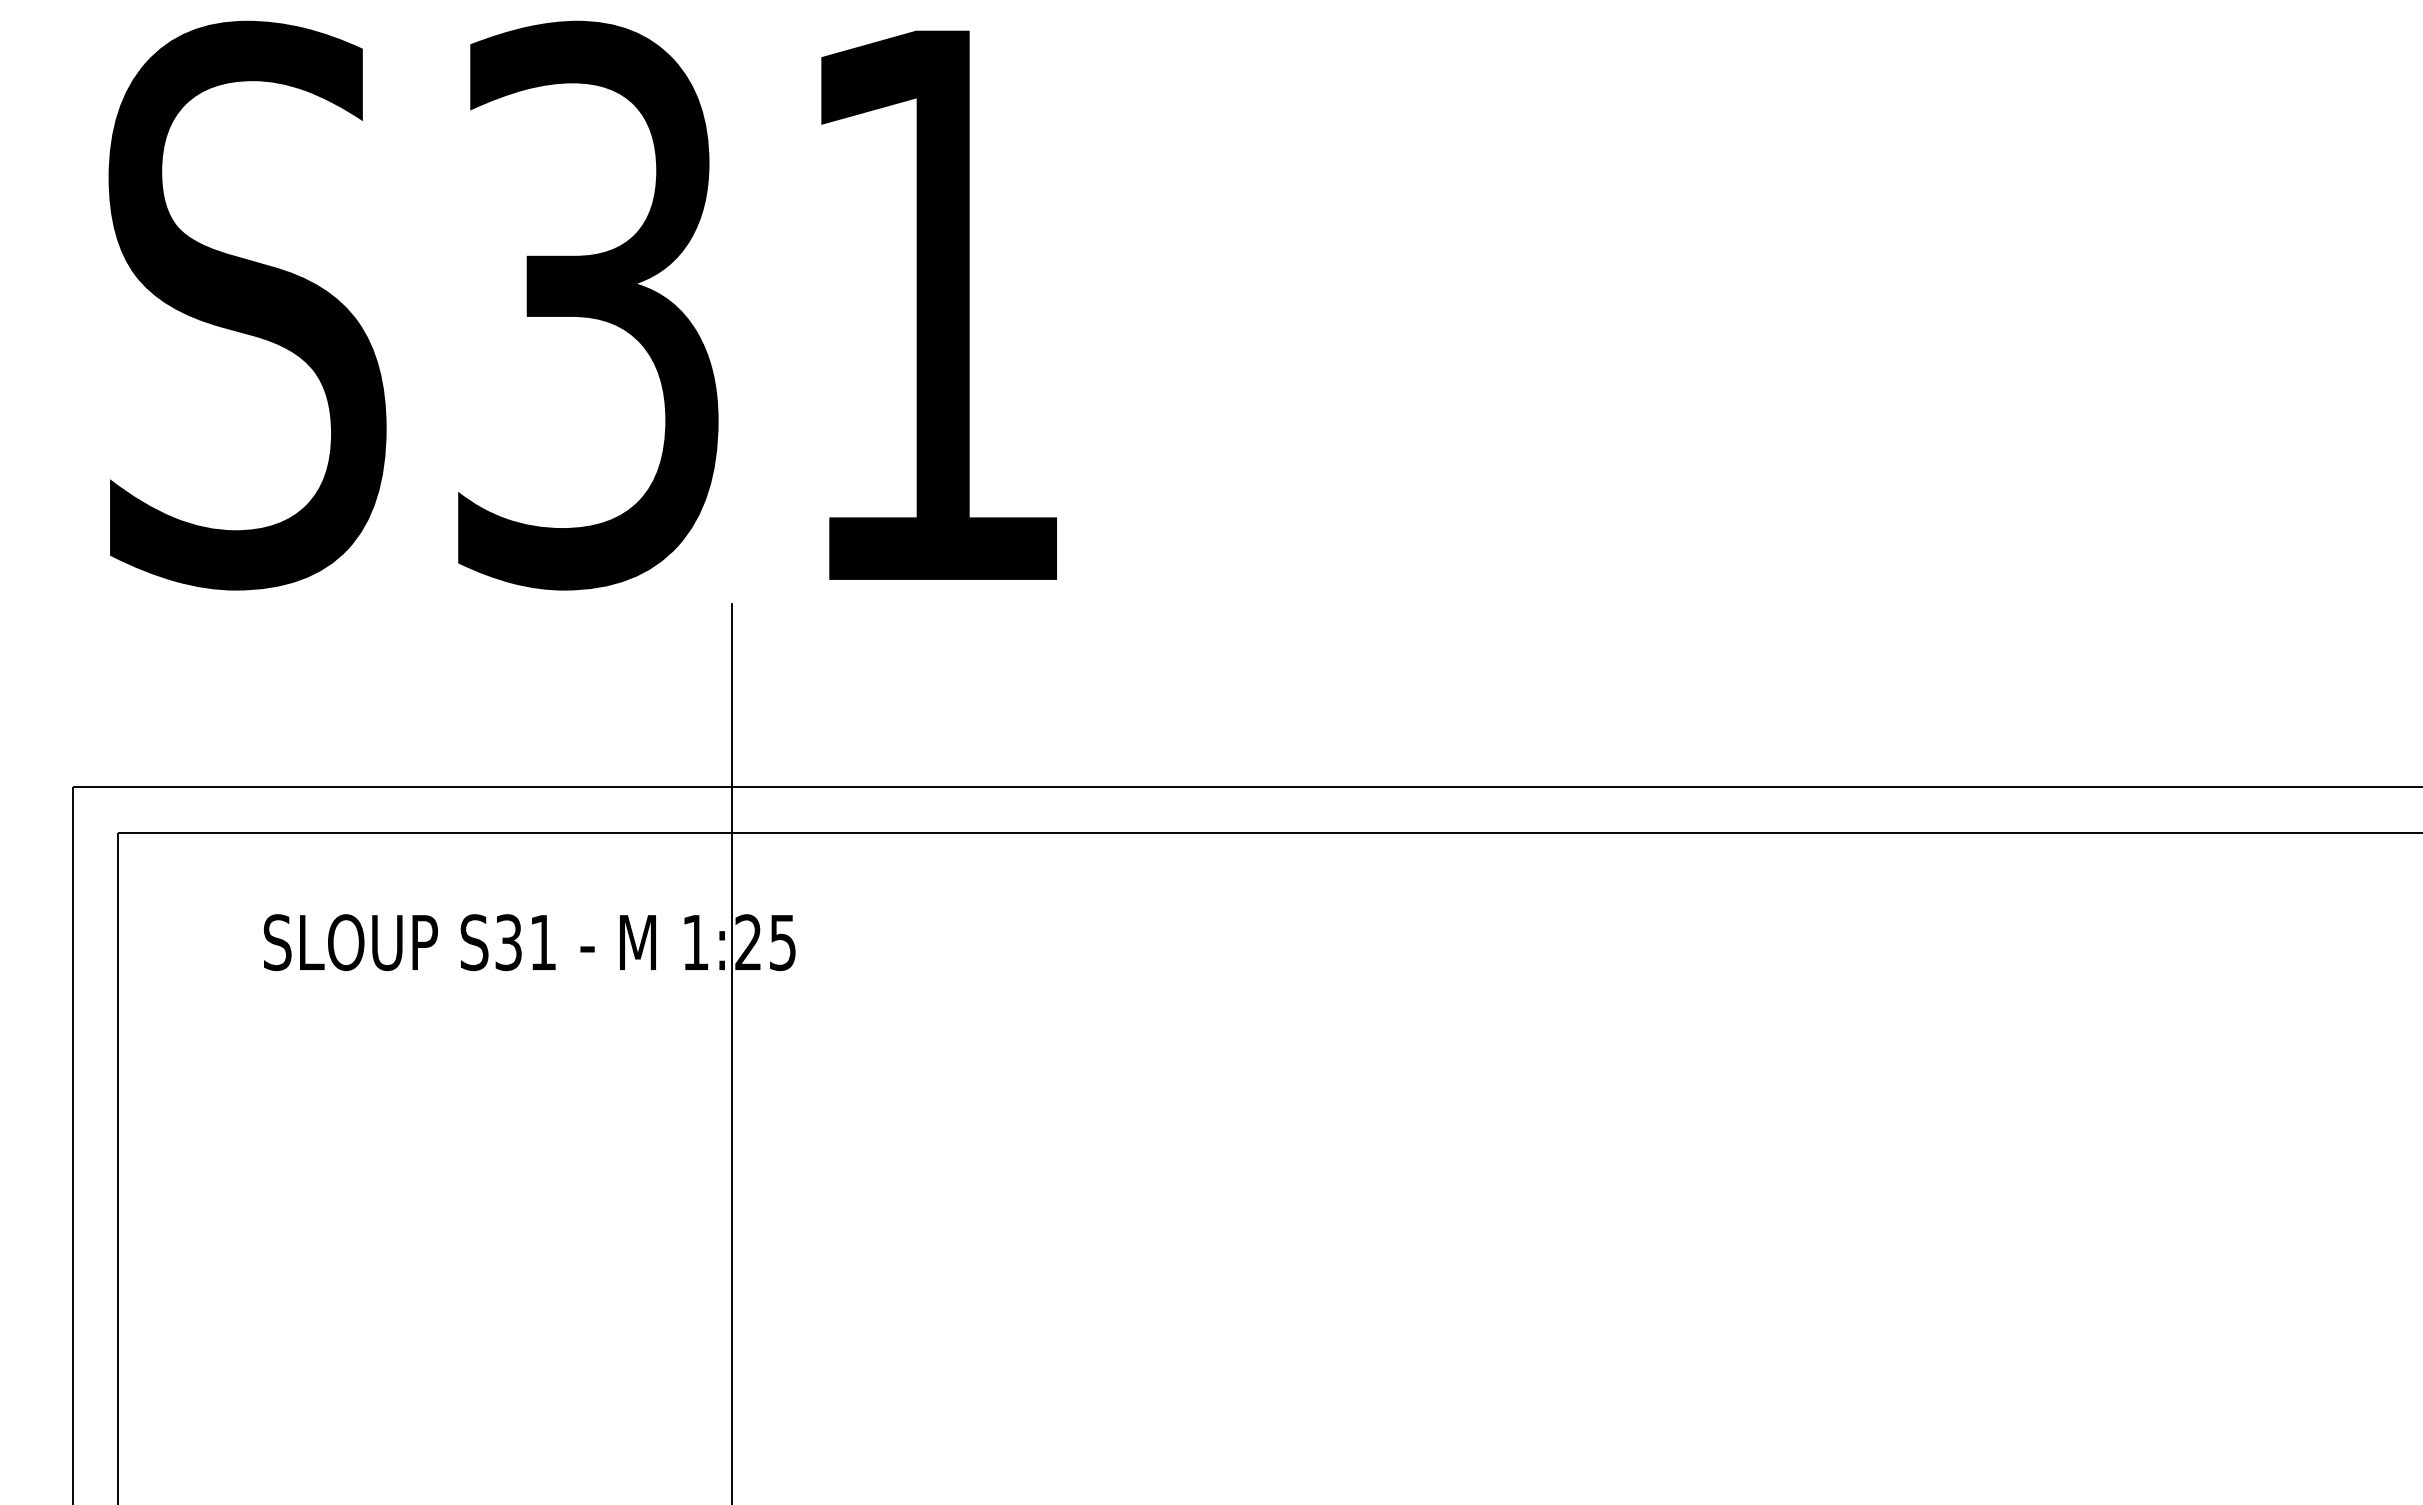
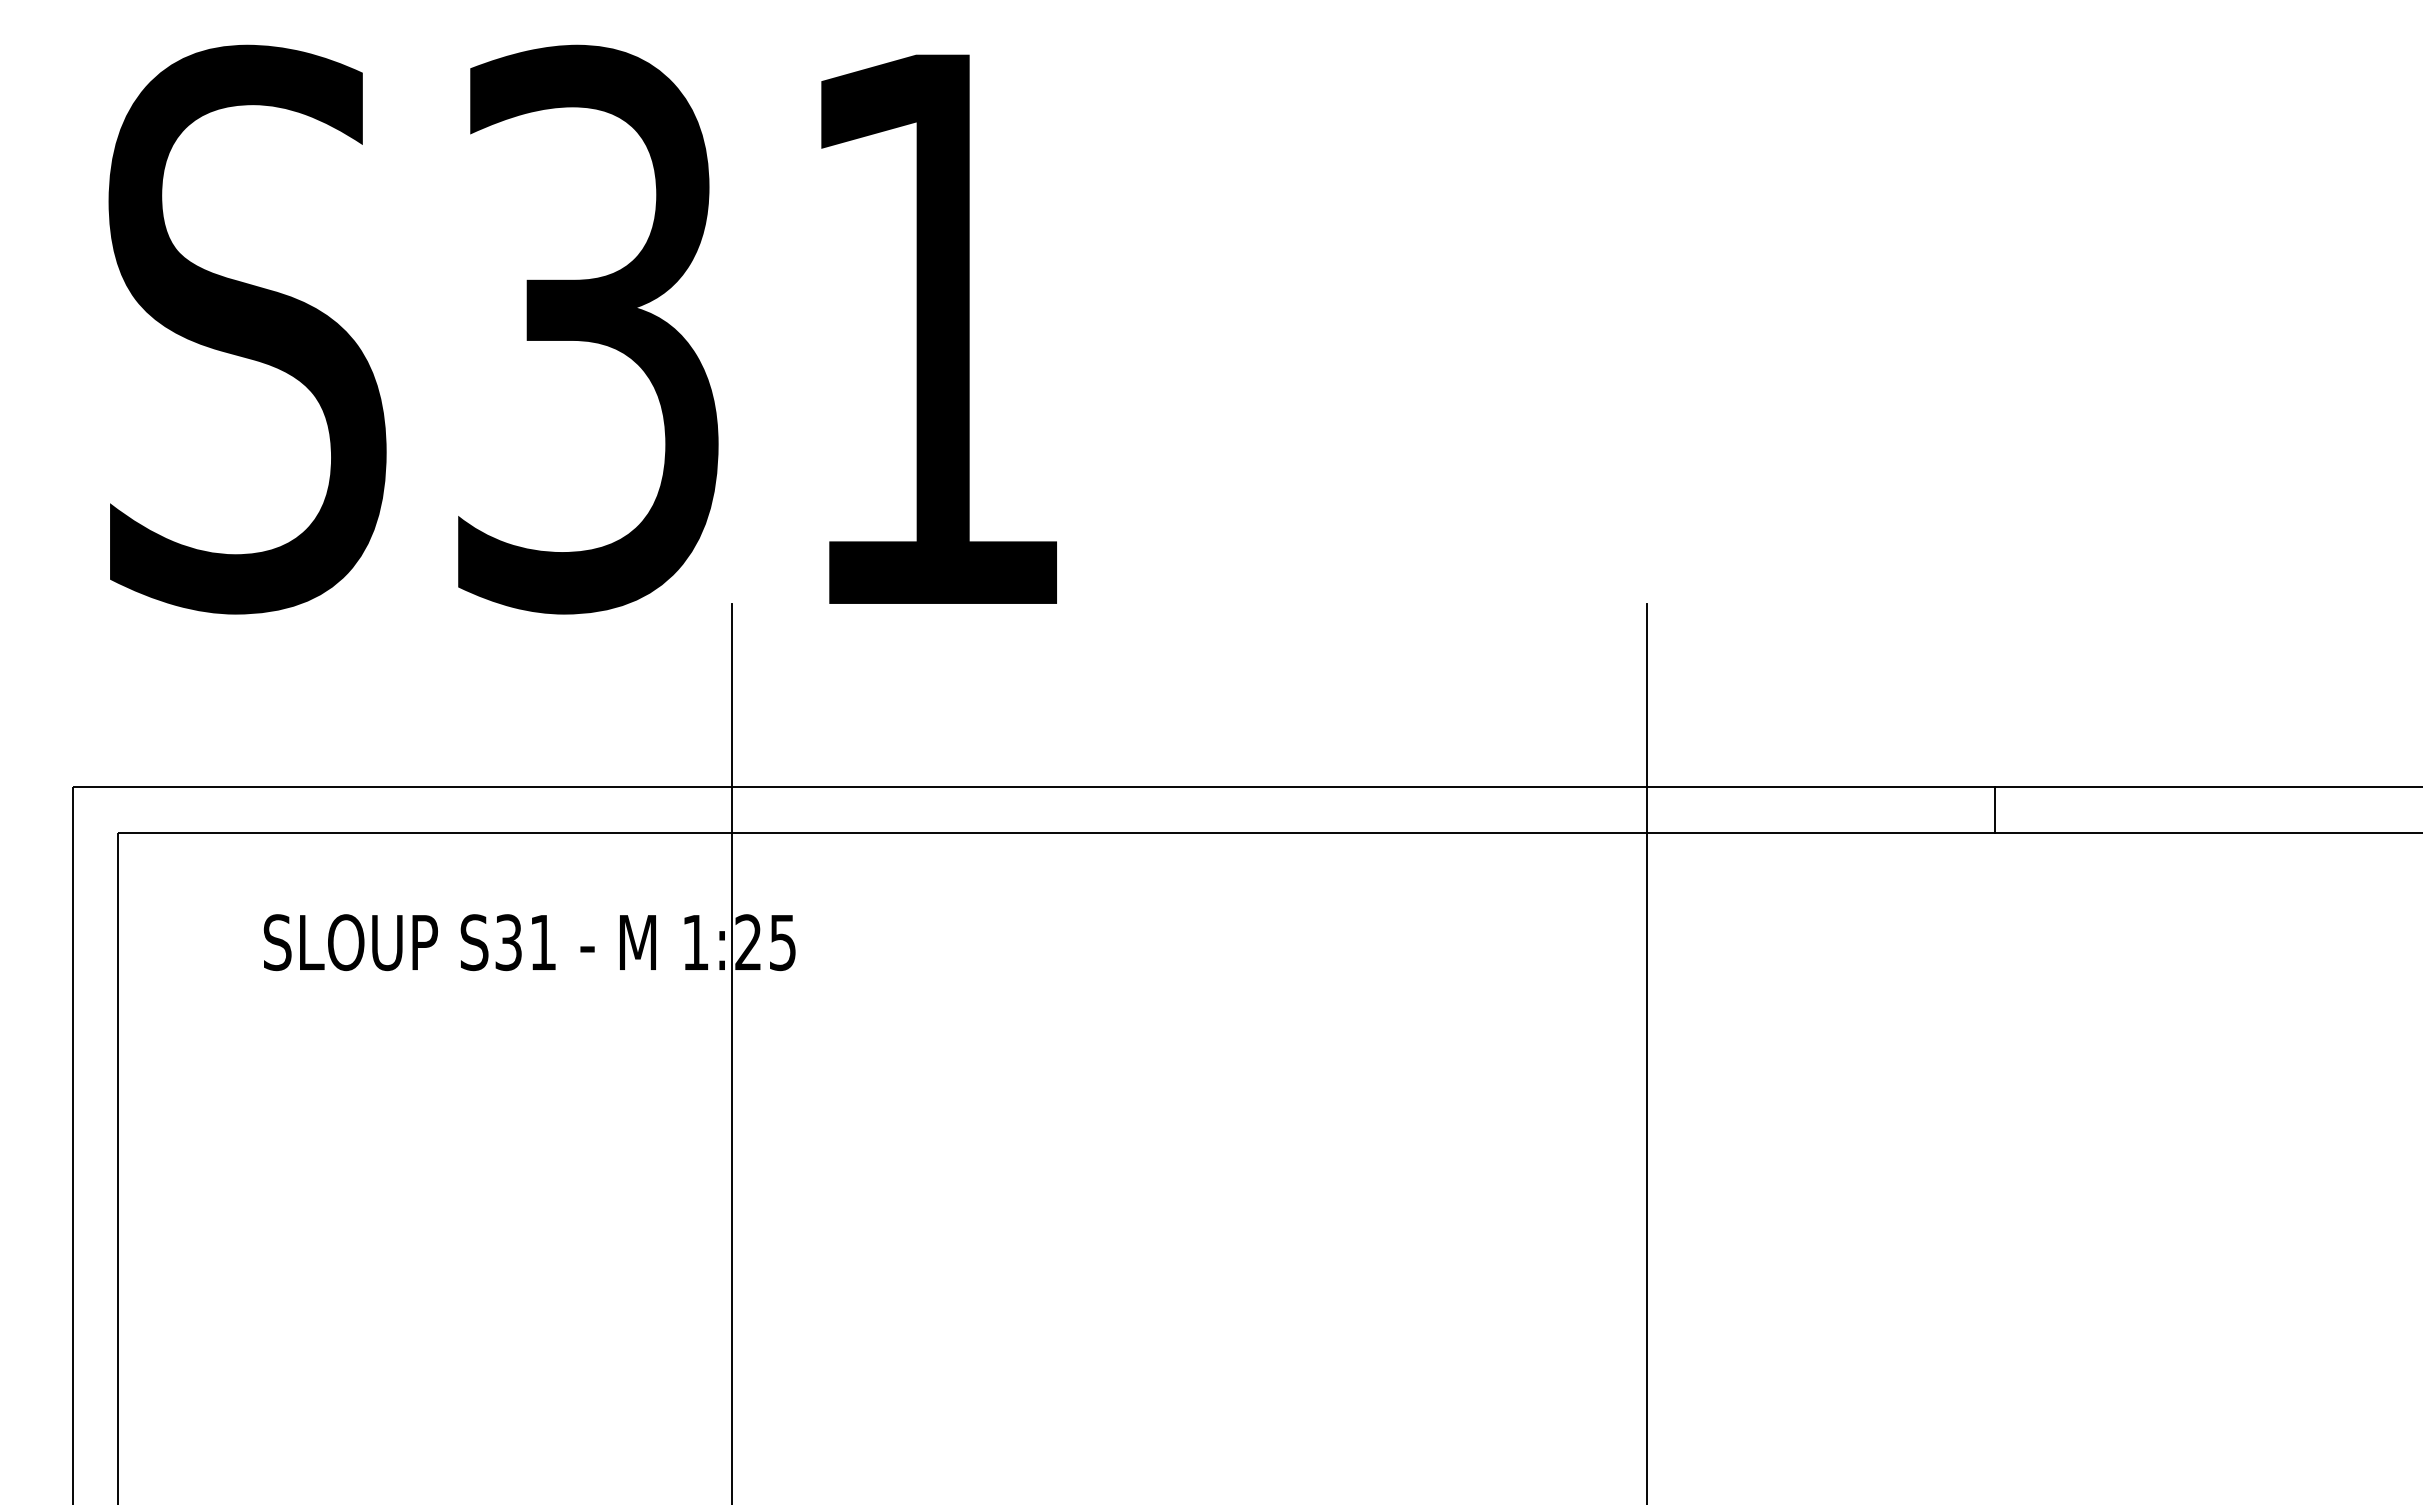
text position: (582, 305) -> (582, 329) (582, 329)
line: none -> present (1994, 809)
line: none -> present (1647, 1052)
